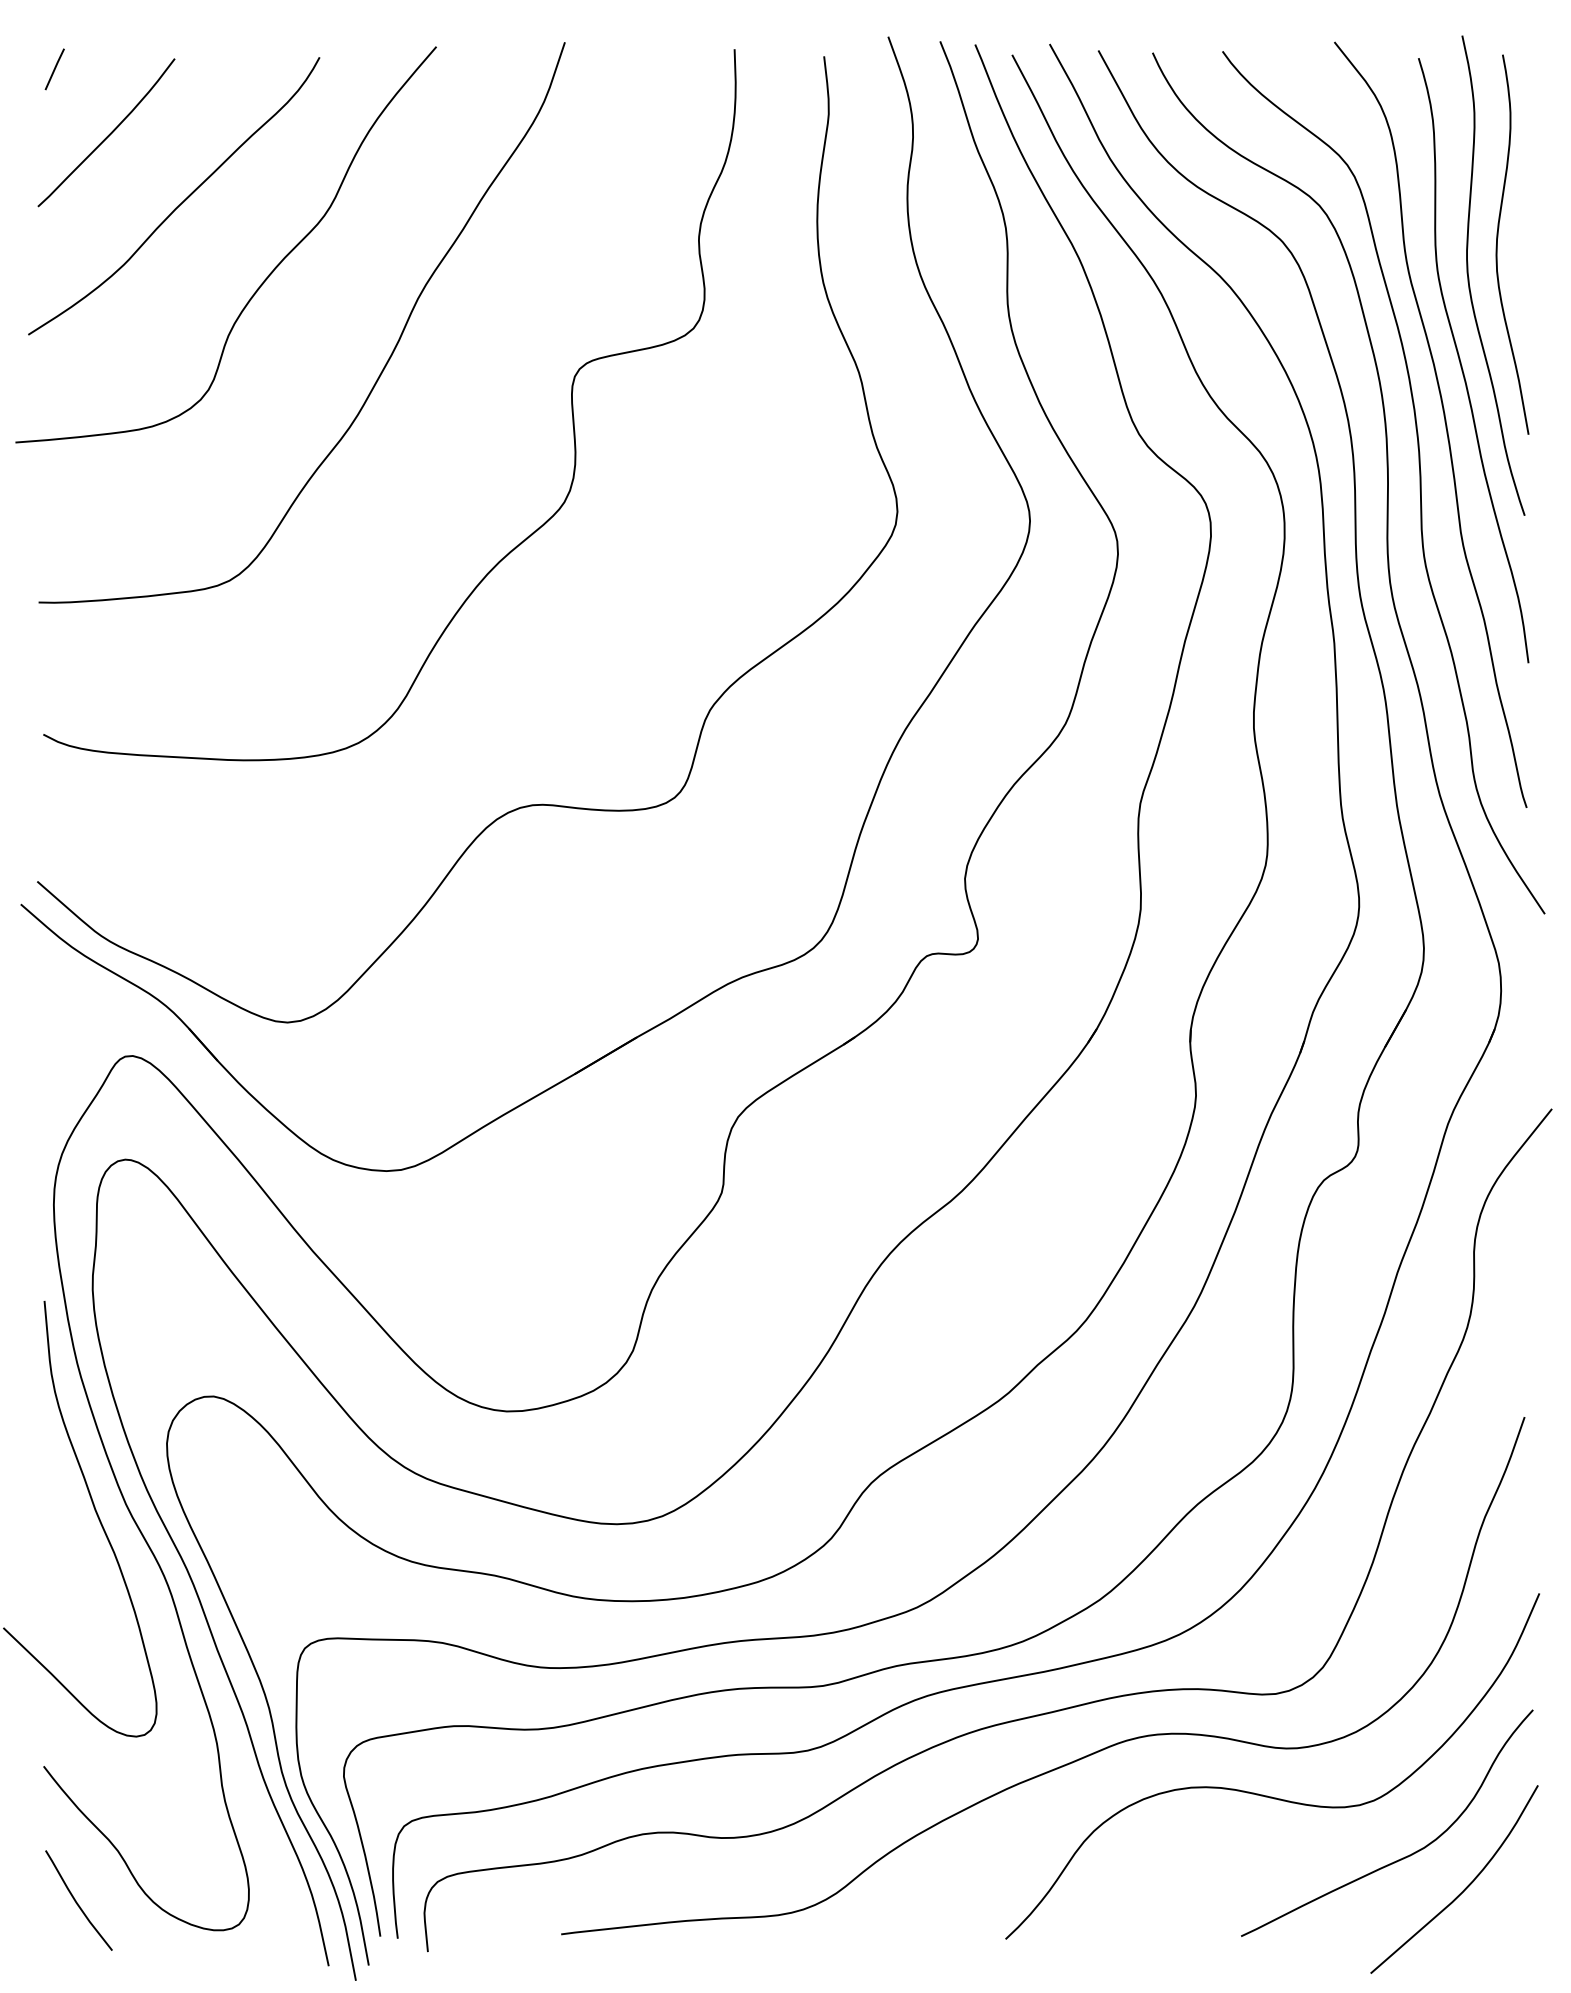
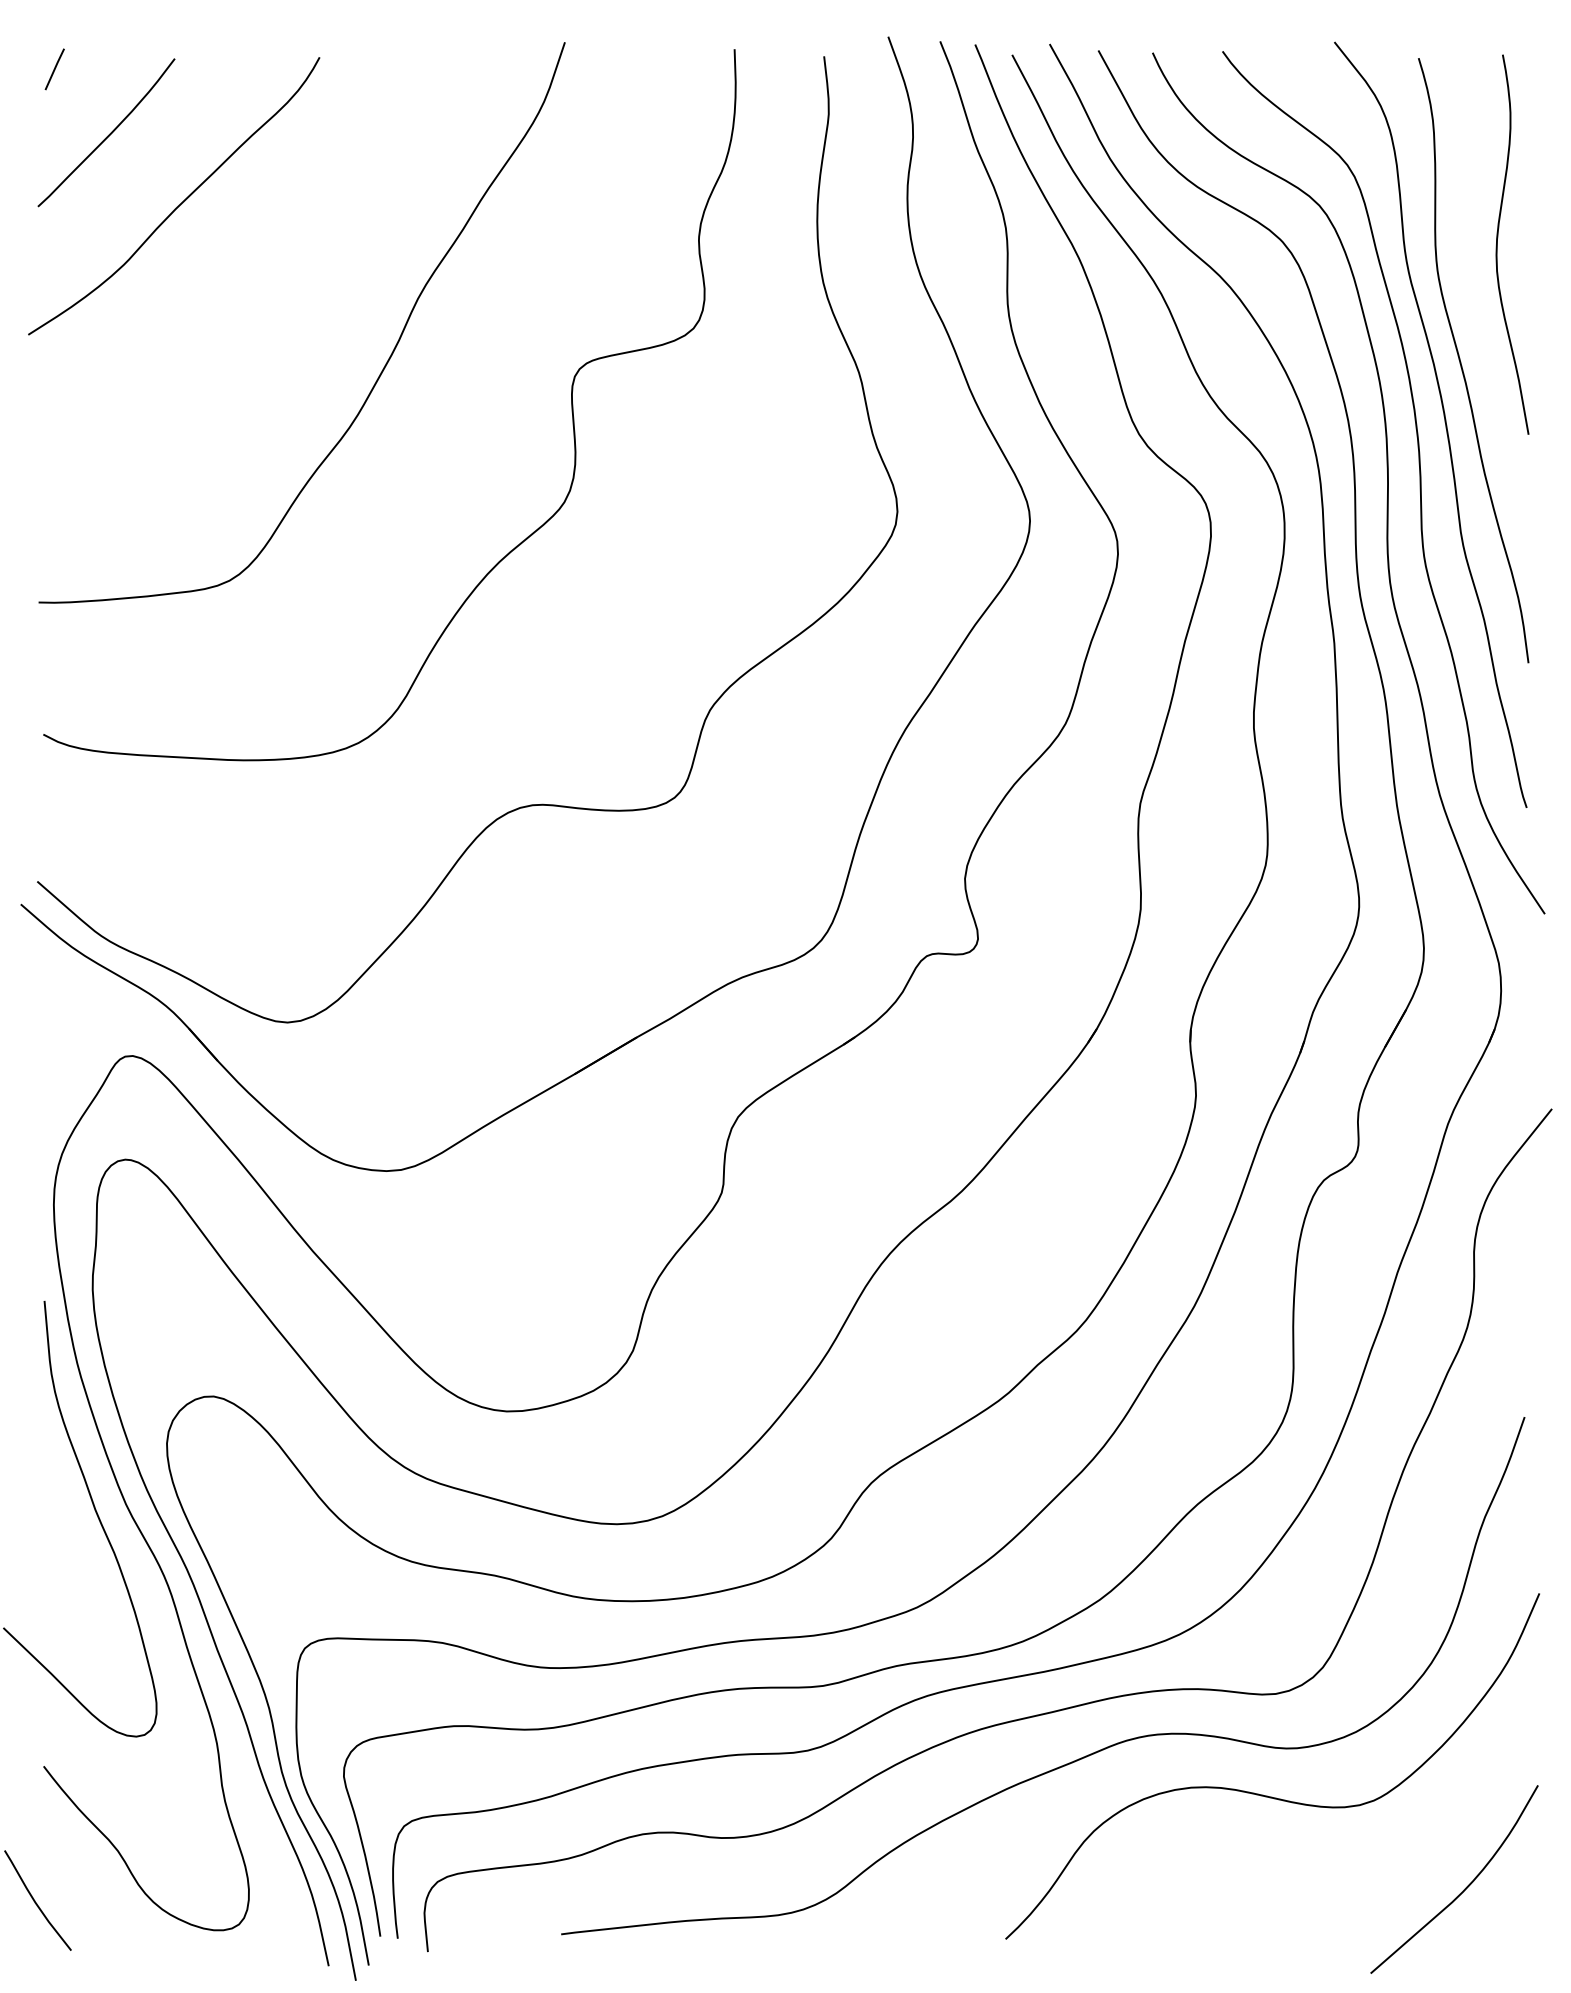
curve: present -> none (1469, 277)
curve: present -> none (264, 279)
curve: present -> none (1402, 1857)
curve position: (76, 1900) -> (35, 1900) (35, 1900)
